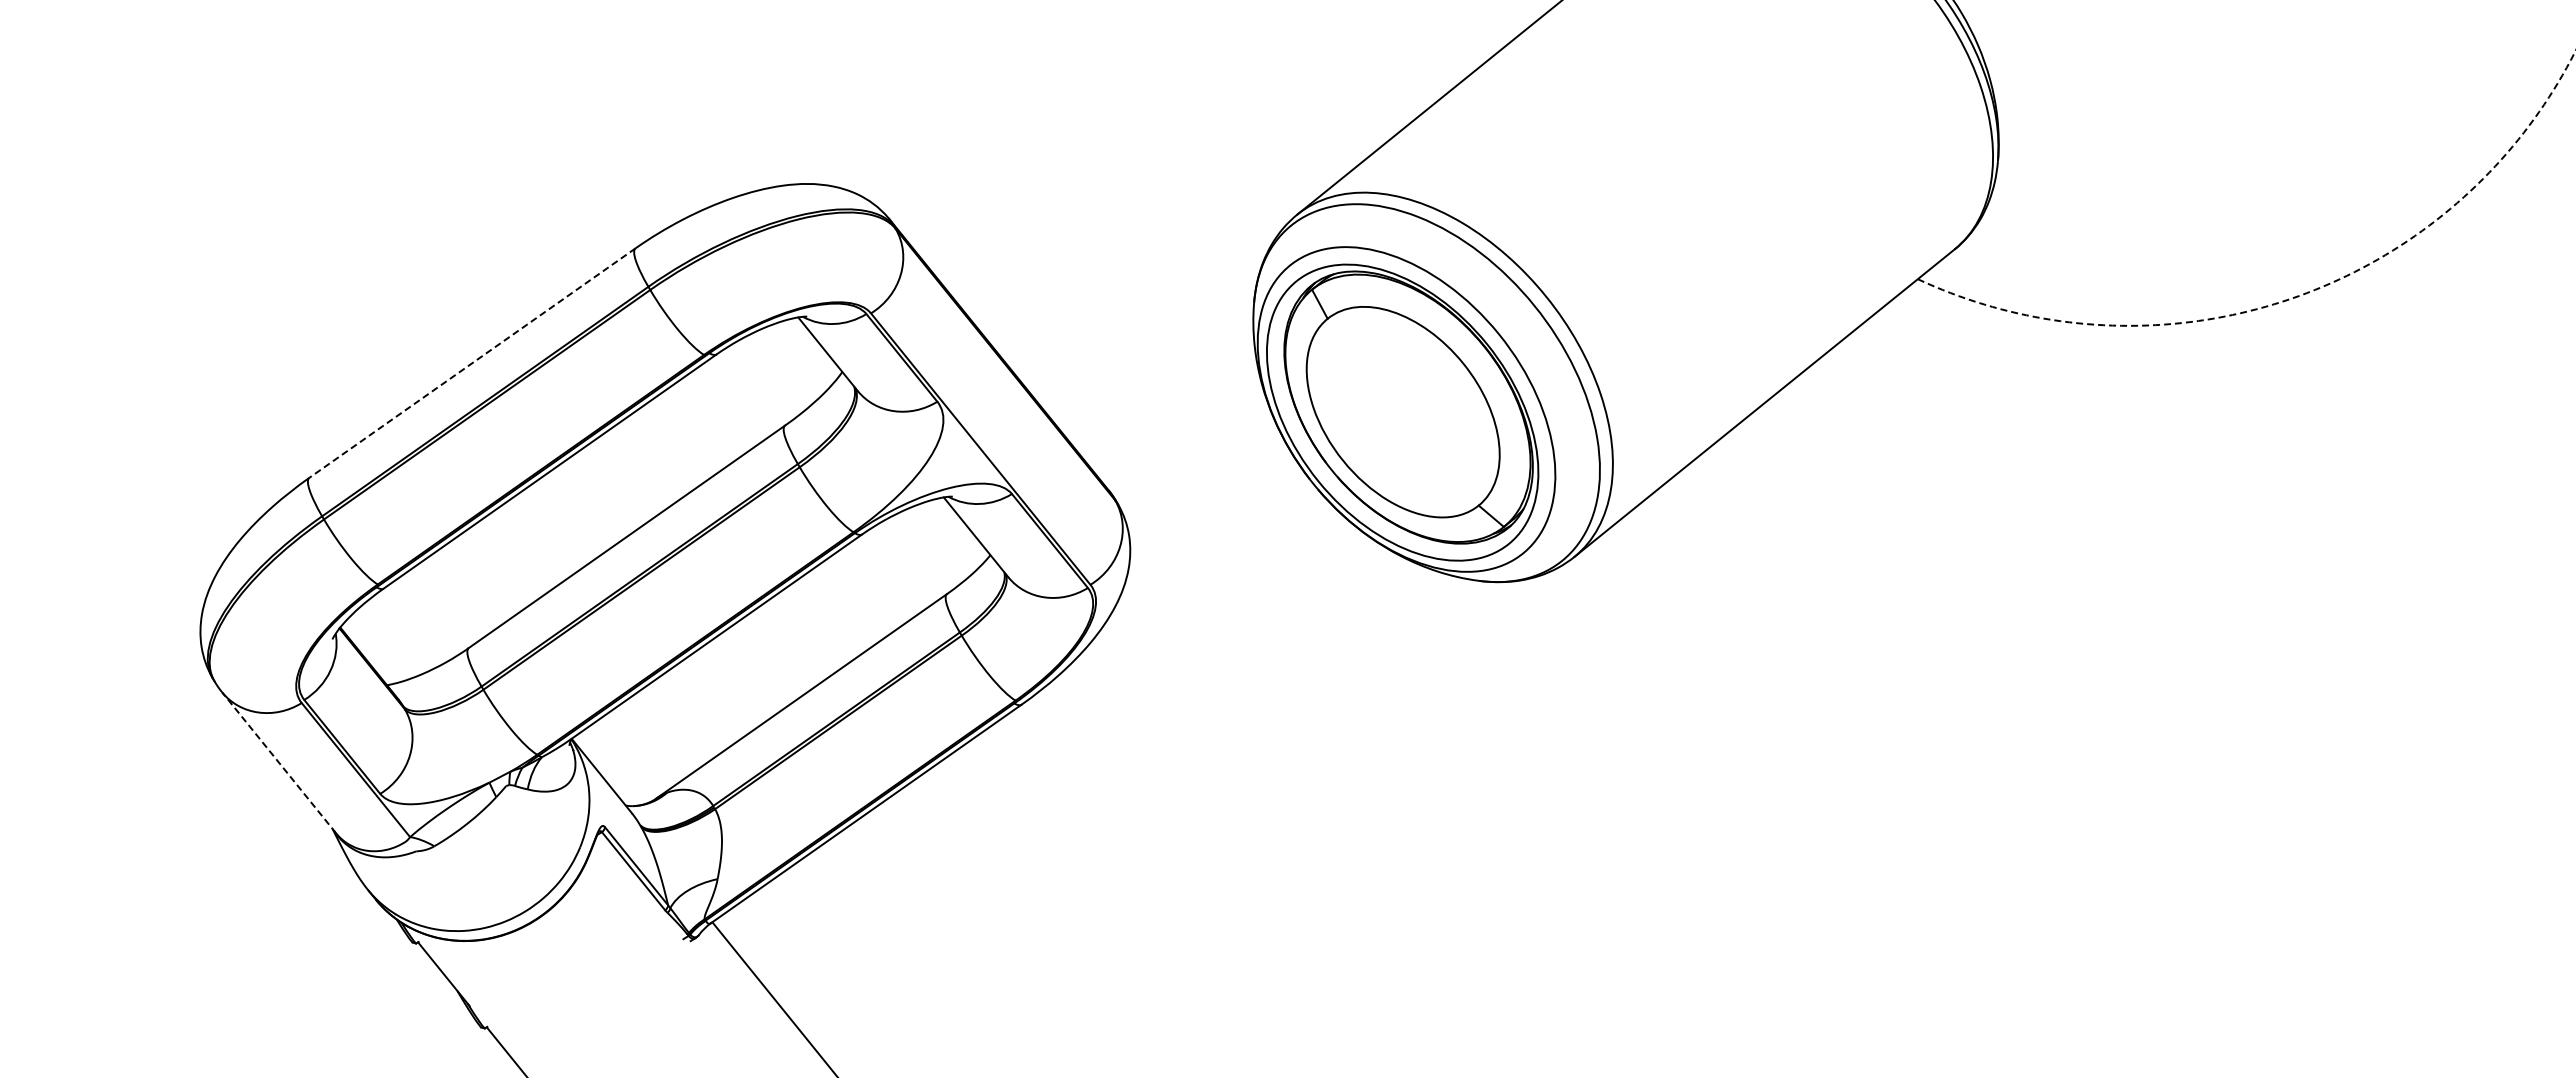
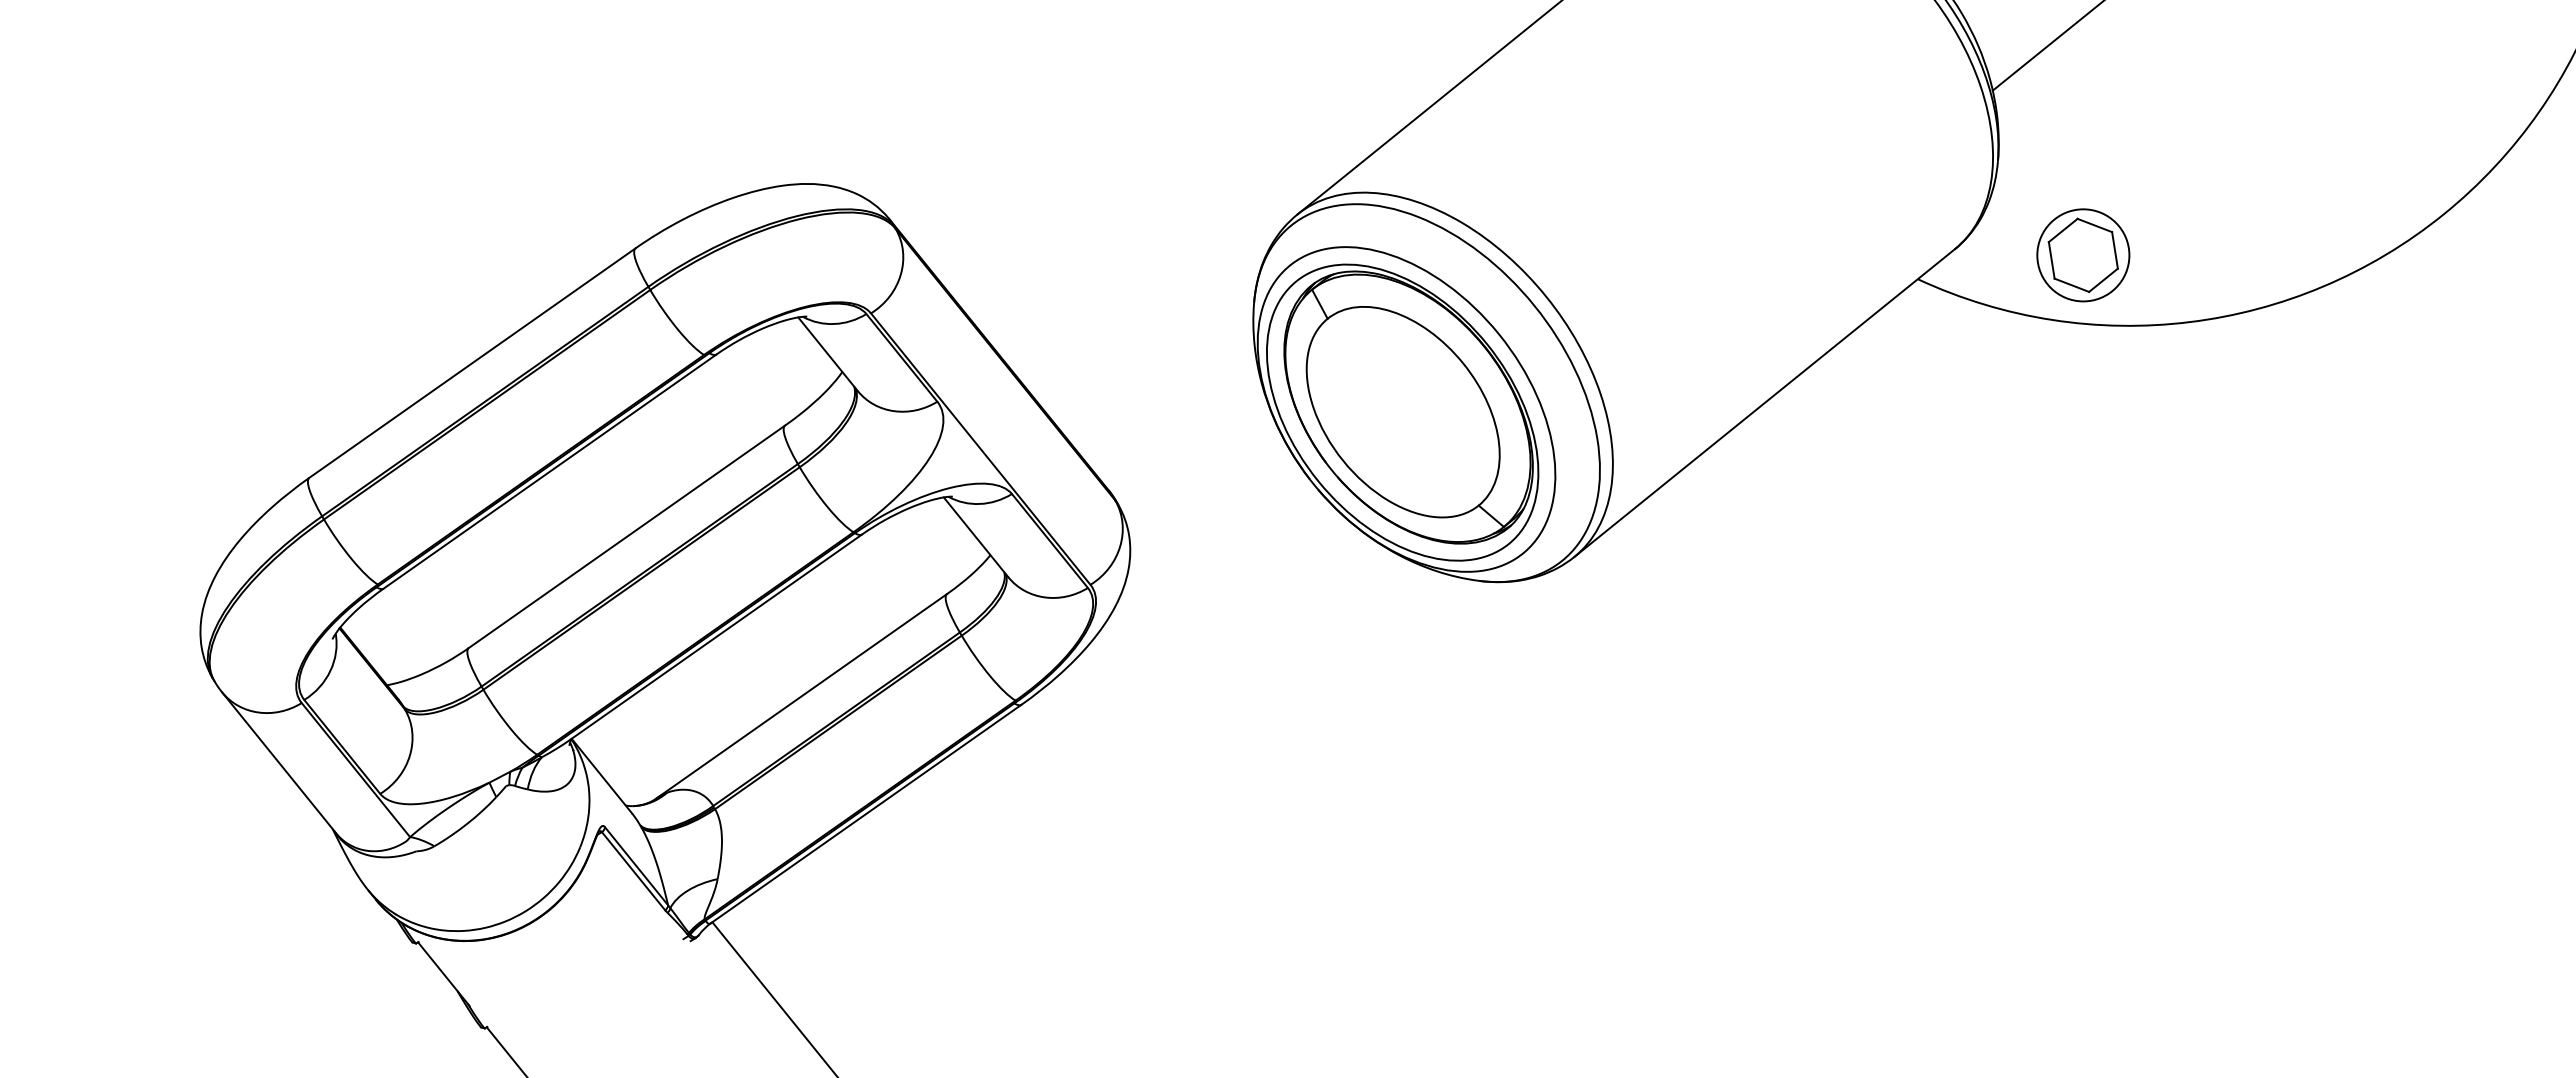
line: none -> present (2046, 46)
part: none -> present (2083, 255)
arc: dashed -> solid (2293, 297)
line: dashed -> solid (472, 363)
line: dashed -> solid (279, 762)
